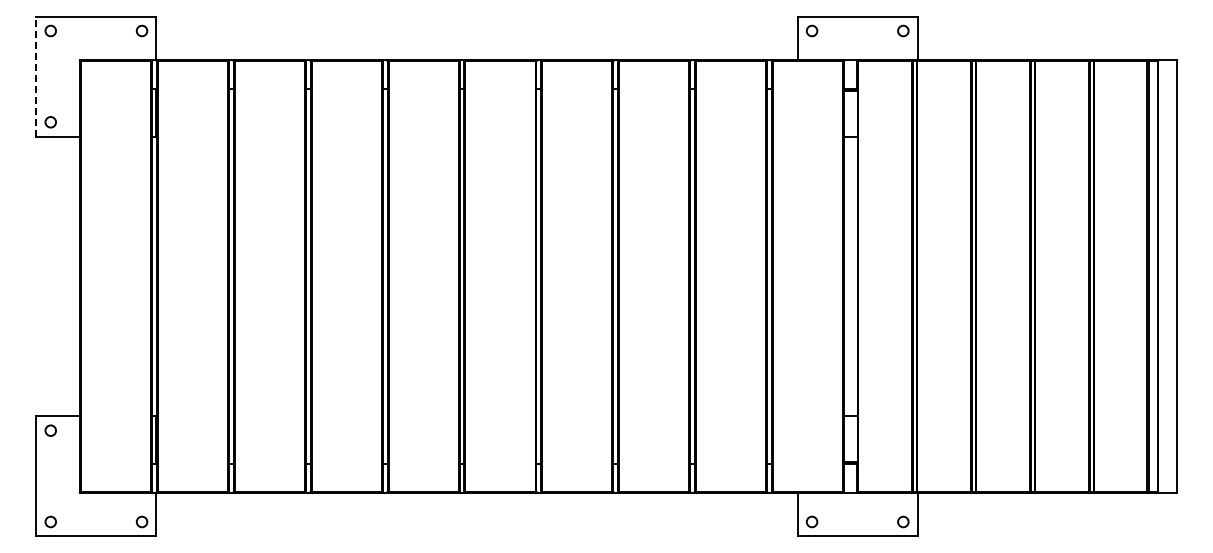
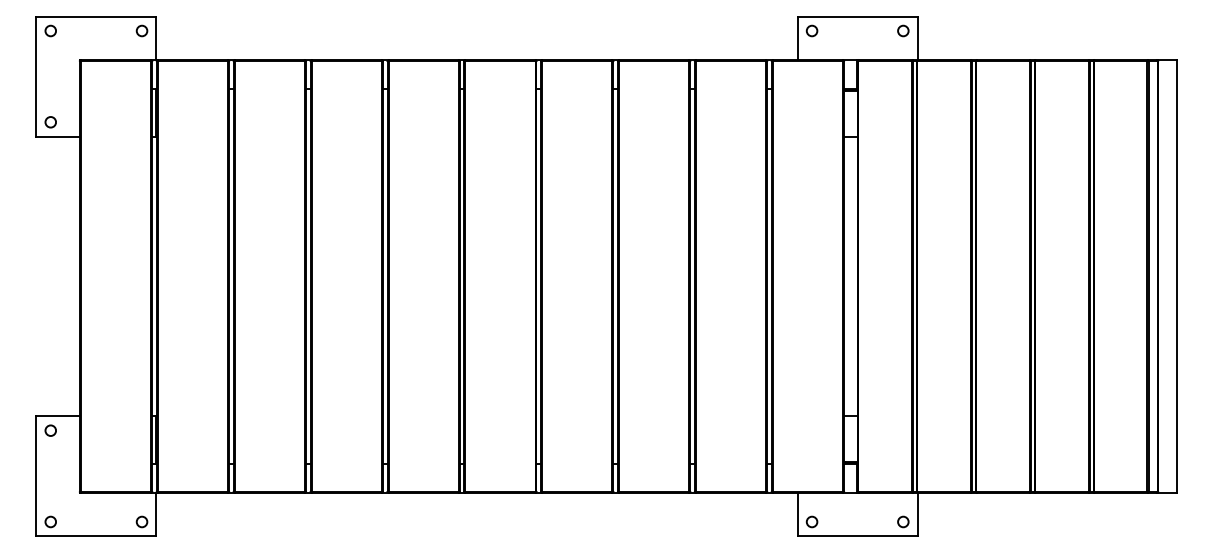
line: dashed -> solid (36, 76)
